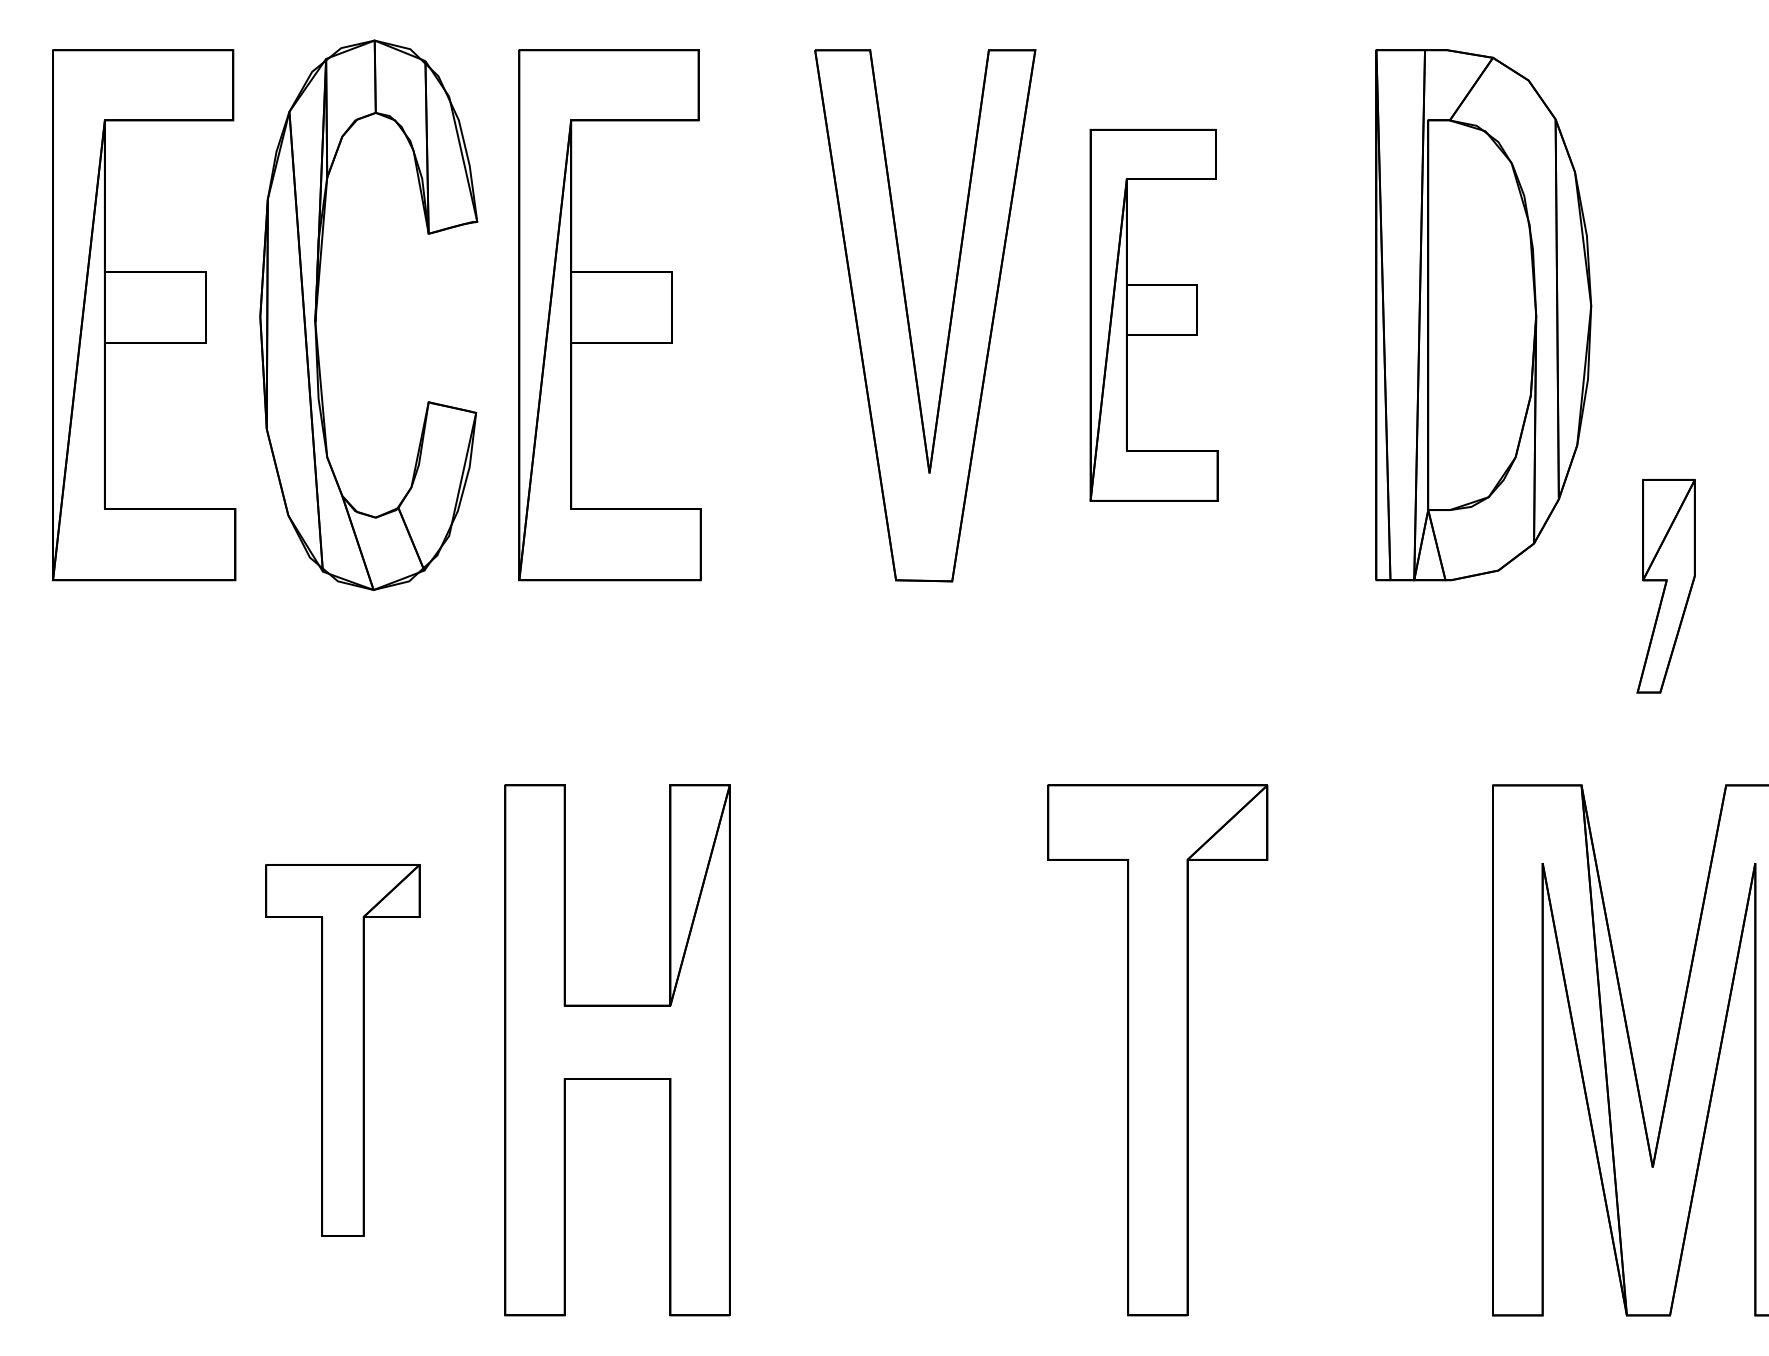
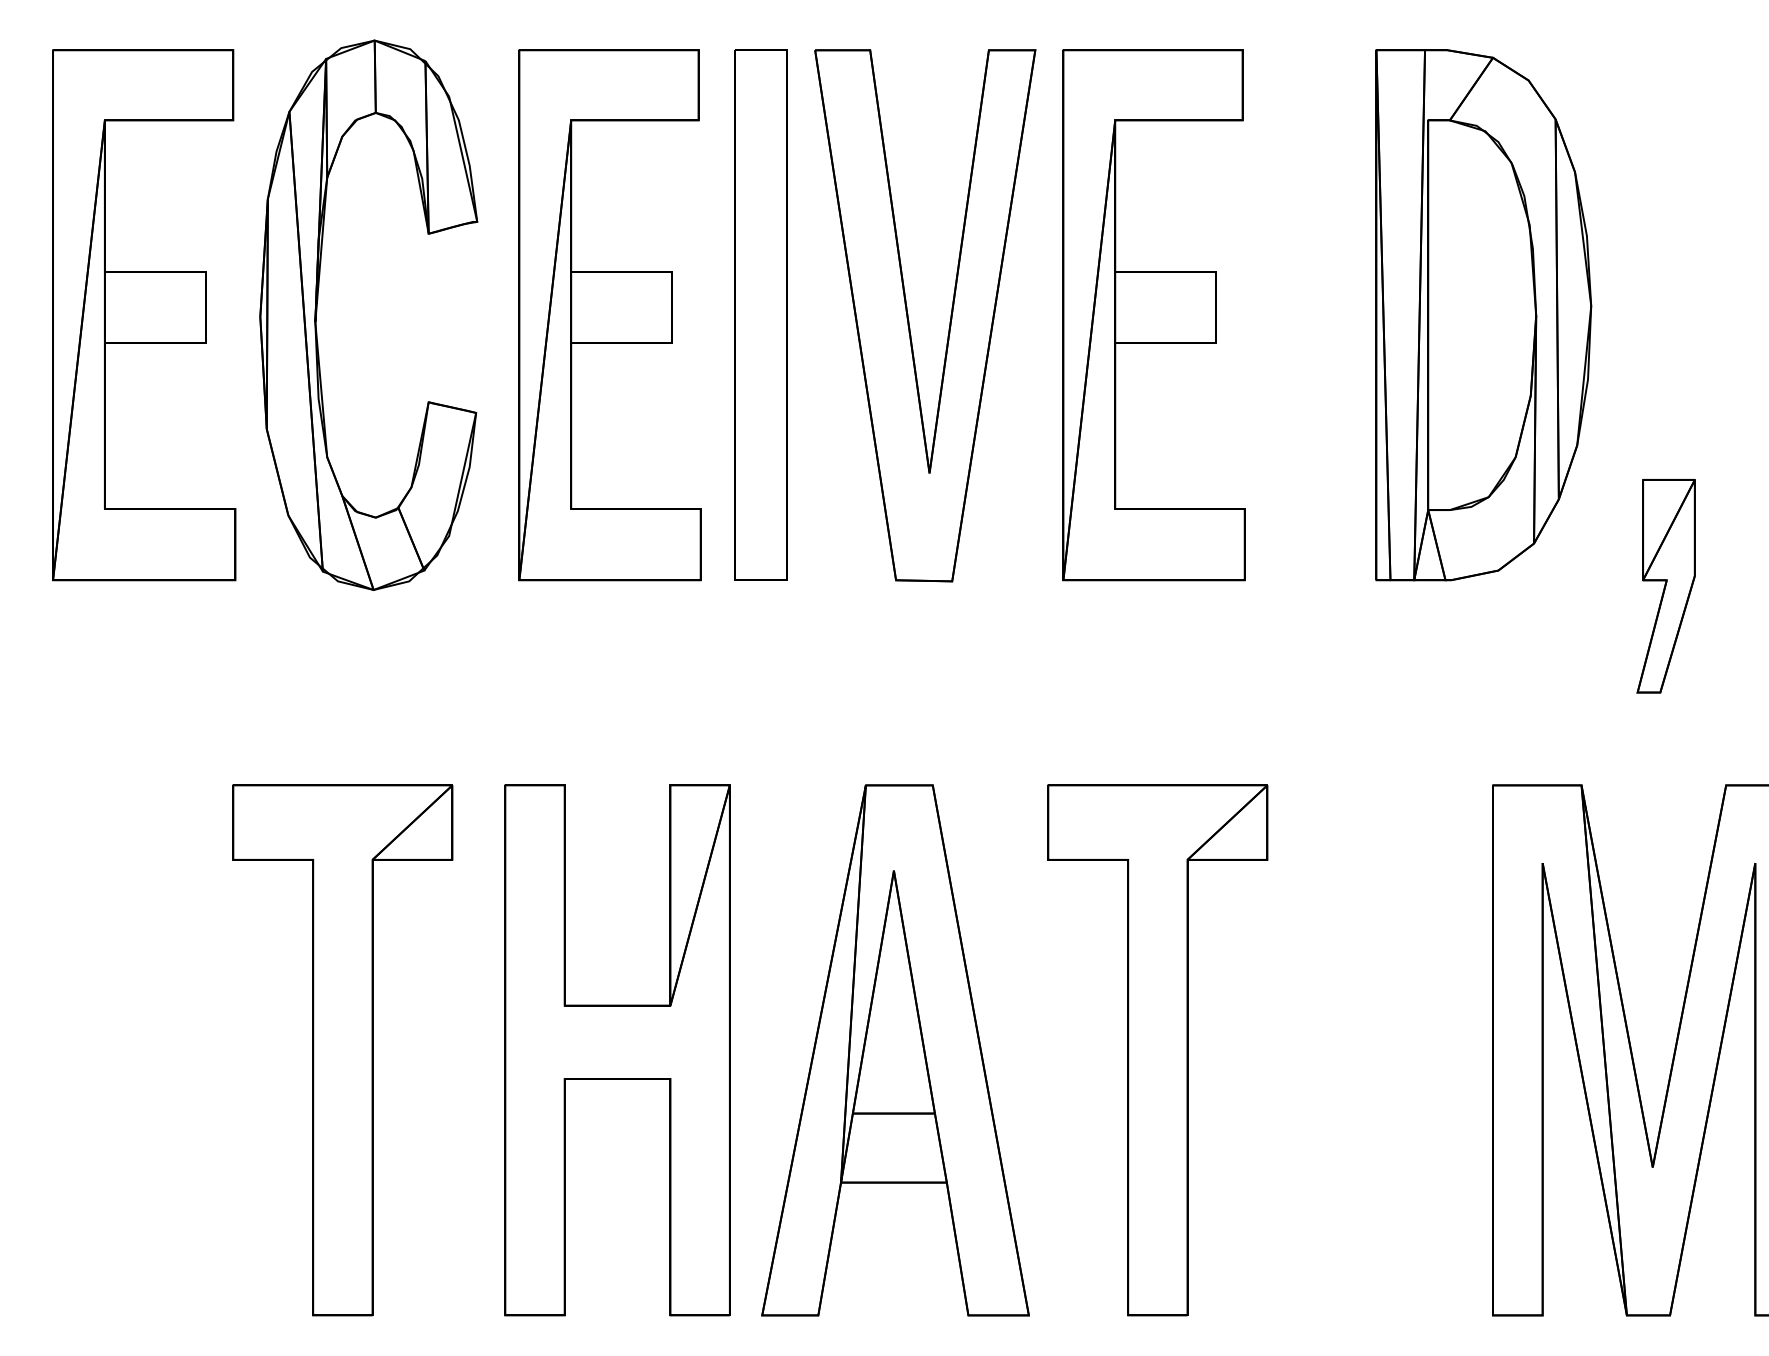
part: none -> present (760, 314)
part size: 130x373 px -> 184x533 px (1153, 315)
part size: 156x373 px -> 222x533 px (342, 1050)
part: none -> present (895, 1050)
